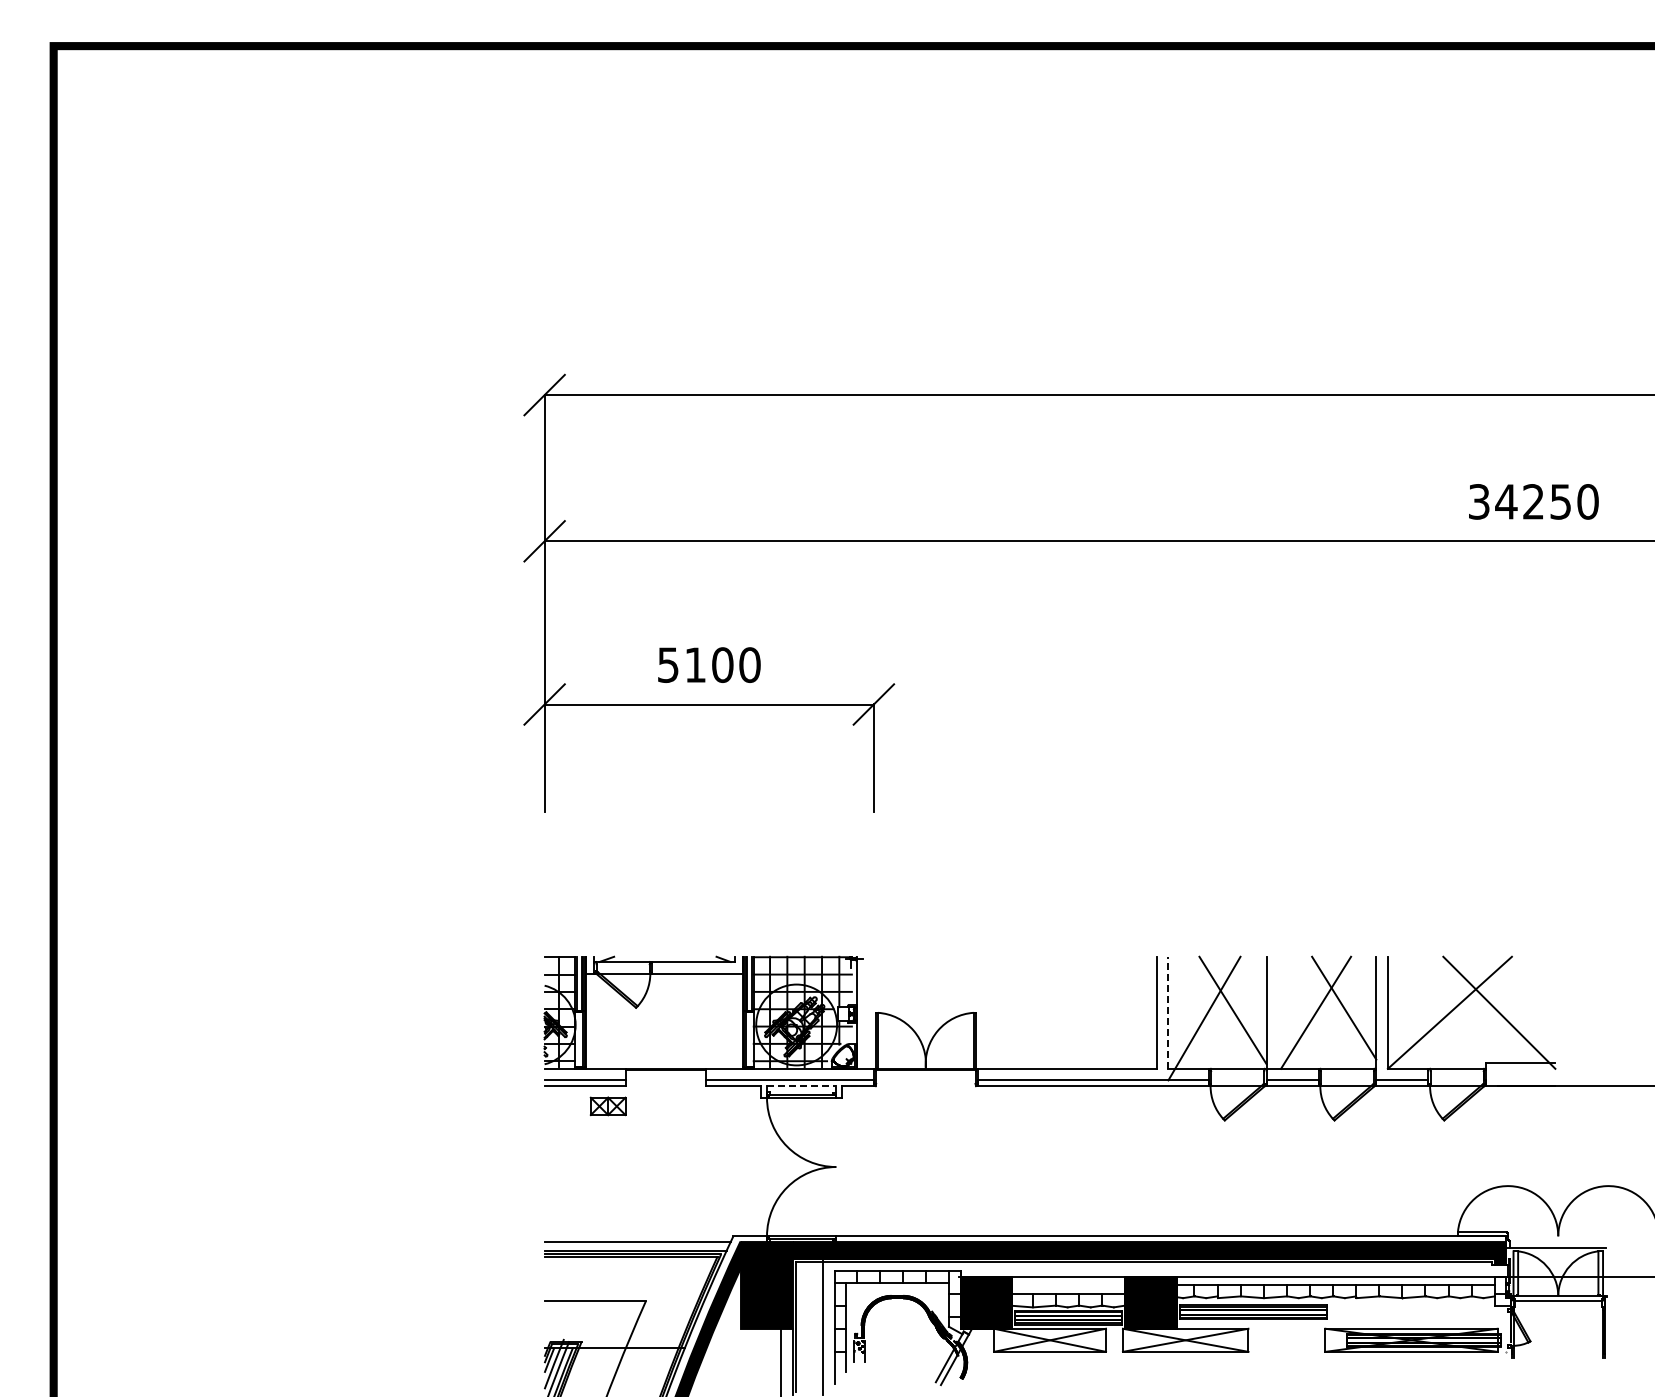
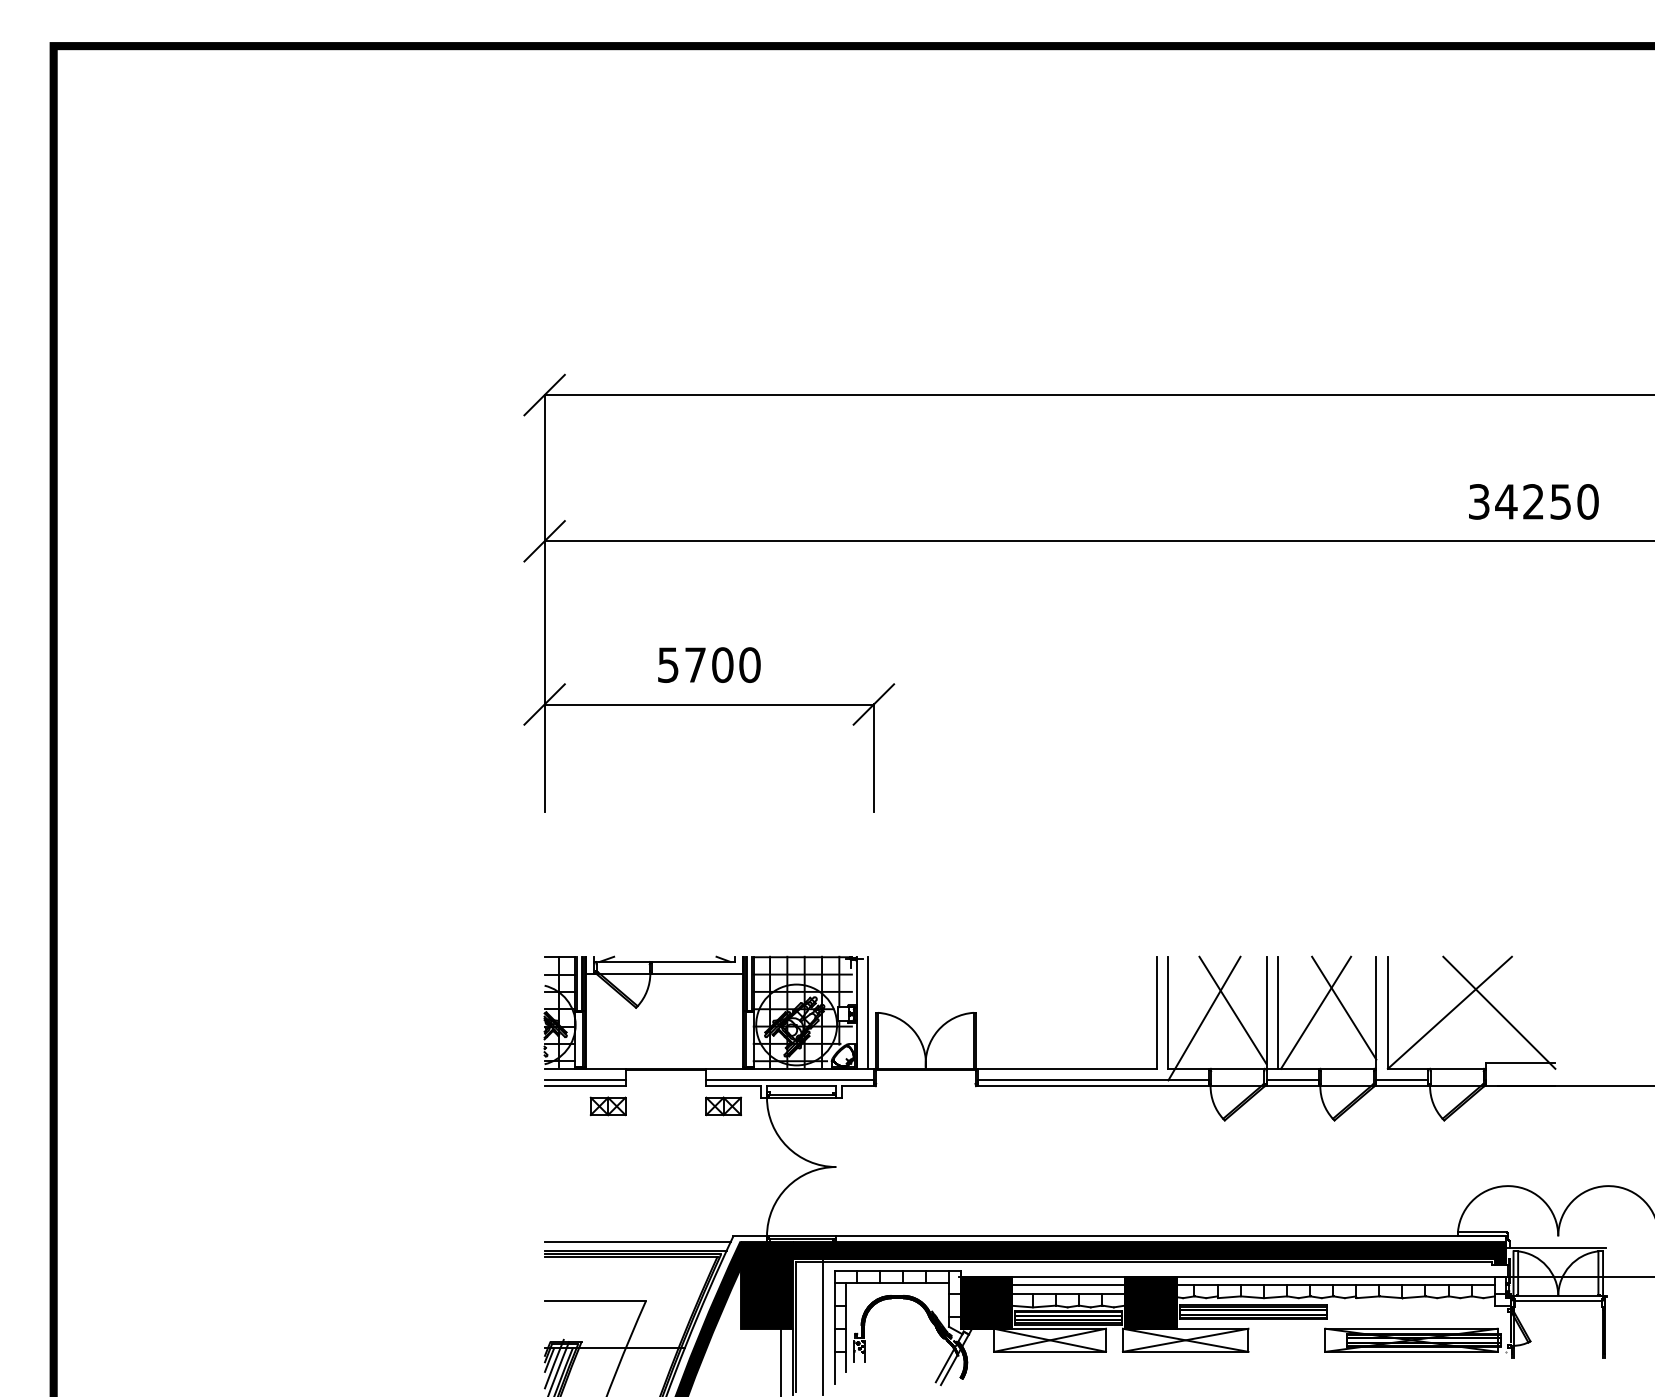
text: 5100 -> 5700 (695, 664)
line: none -> present (868, 1012)
line: dashed -> solid (1168, 1012)
line: none -> present (1278, 1012)
line: dashed -> solid (801, 1086)
part: none -> present (723, 1106)
line: none -> present (1068, 1285)
